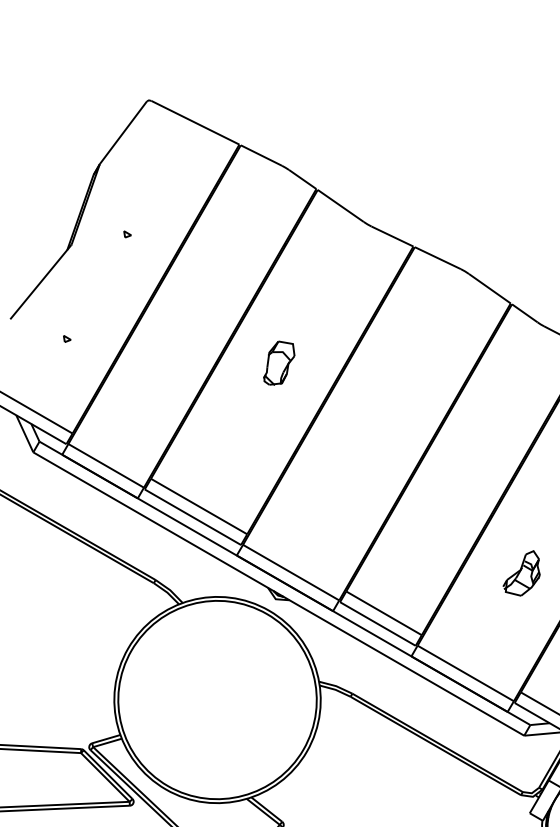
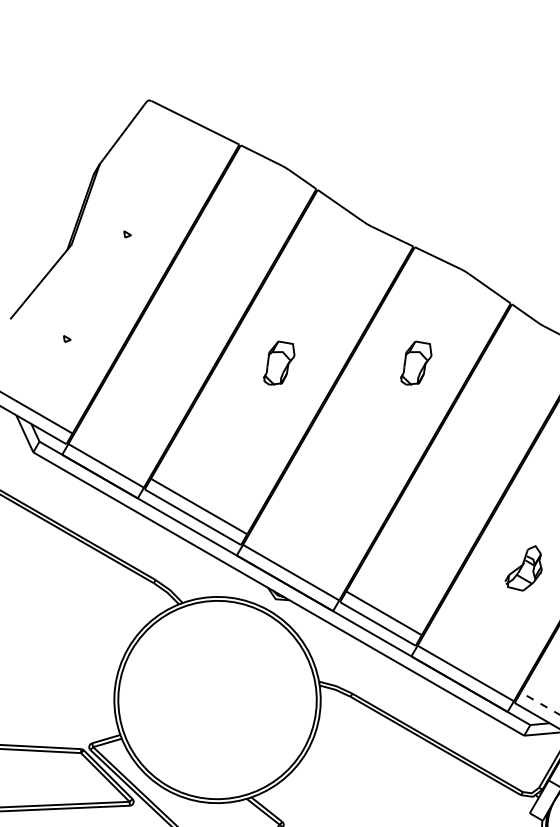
part: none -> present (416, 362)
part position: (521, 573) -> (523, 568) (523, 568)
line: solid -> dashed (539, 703)
